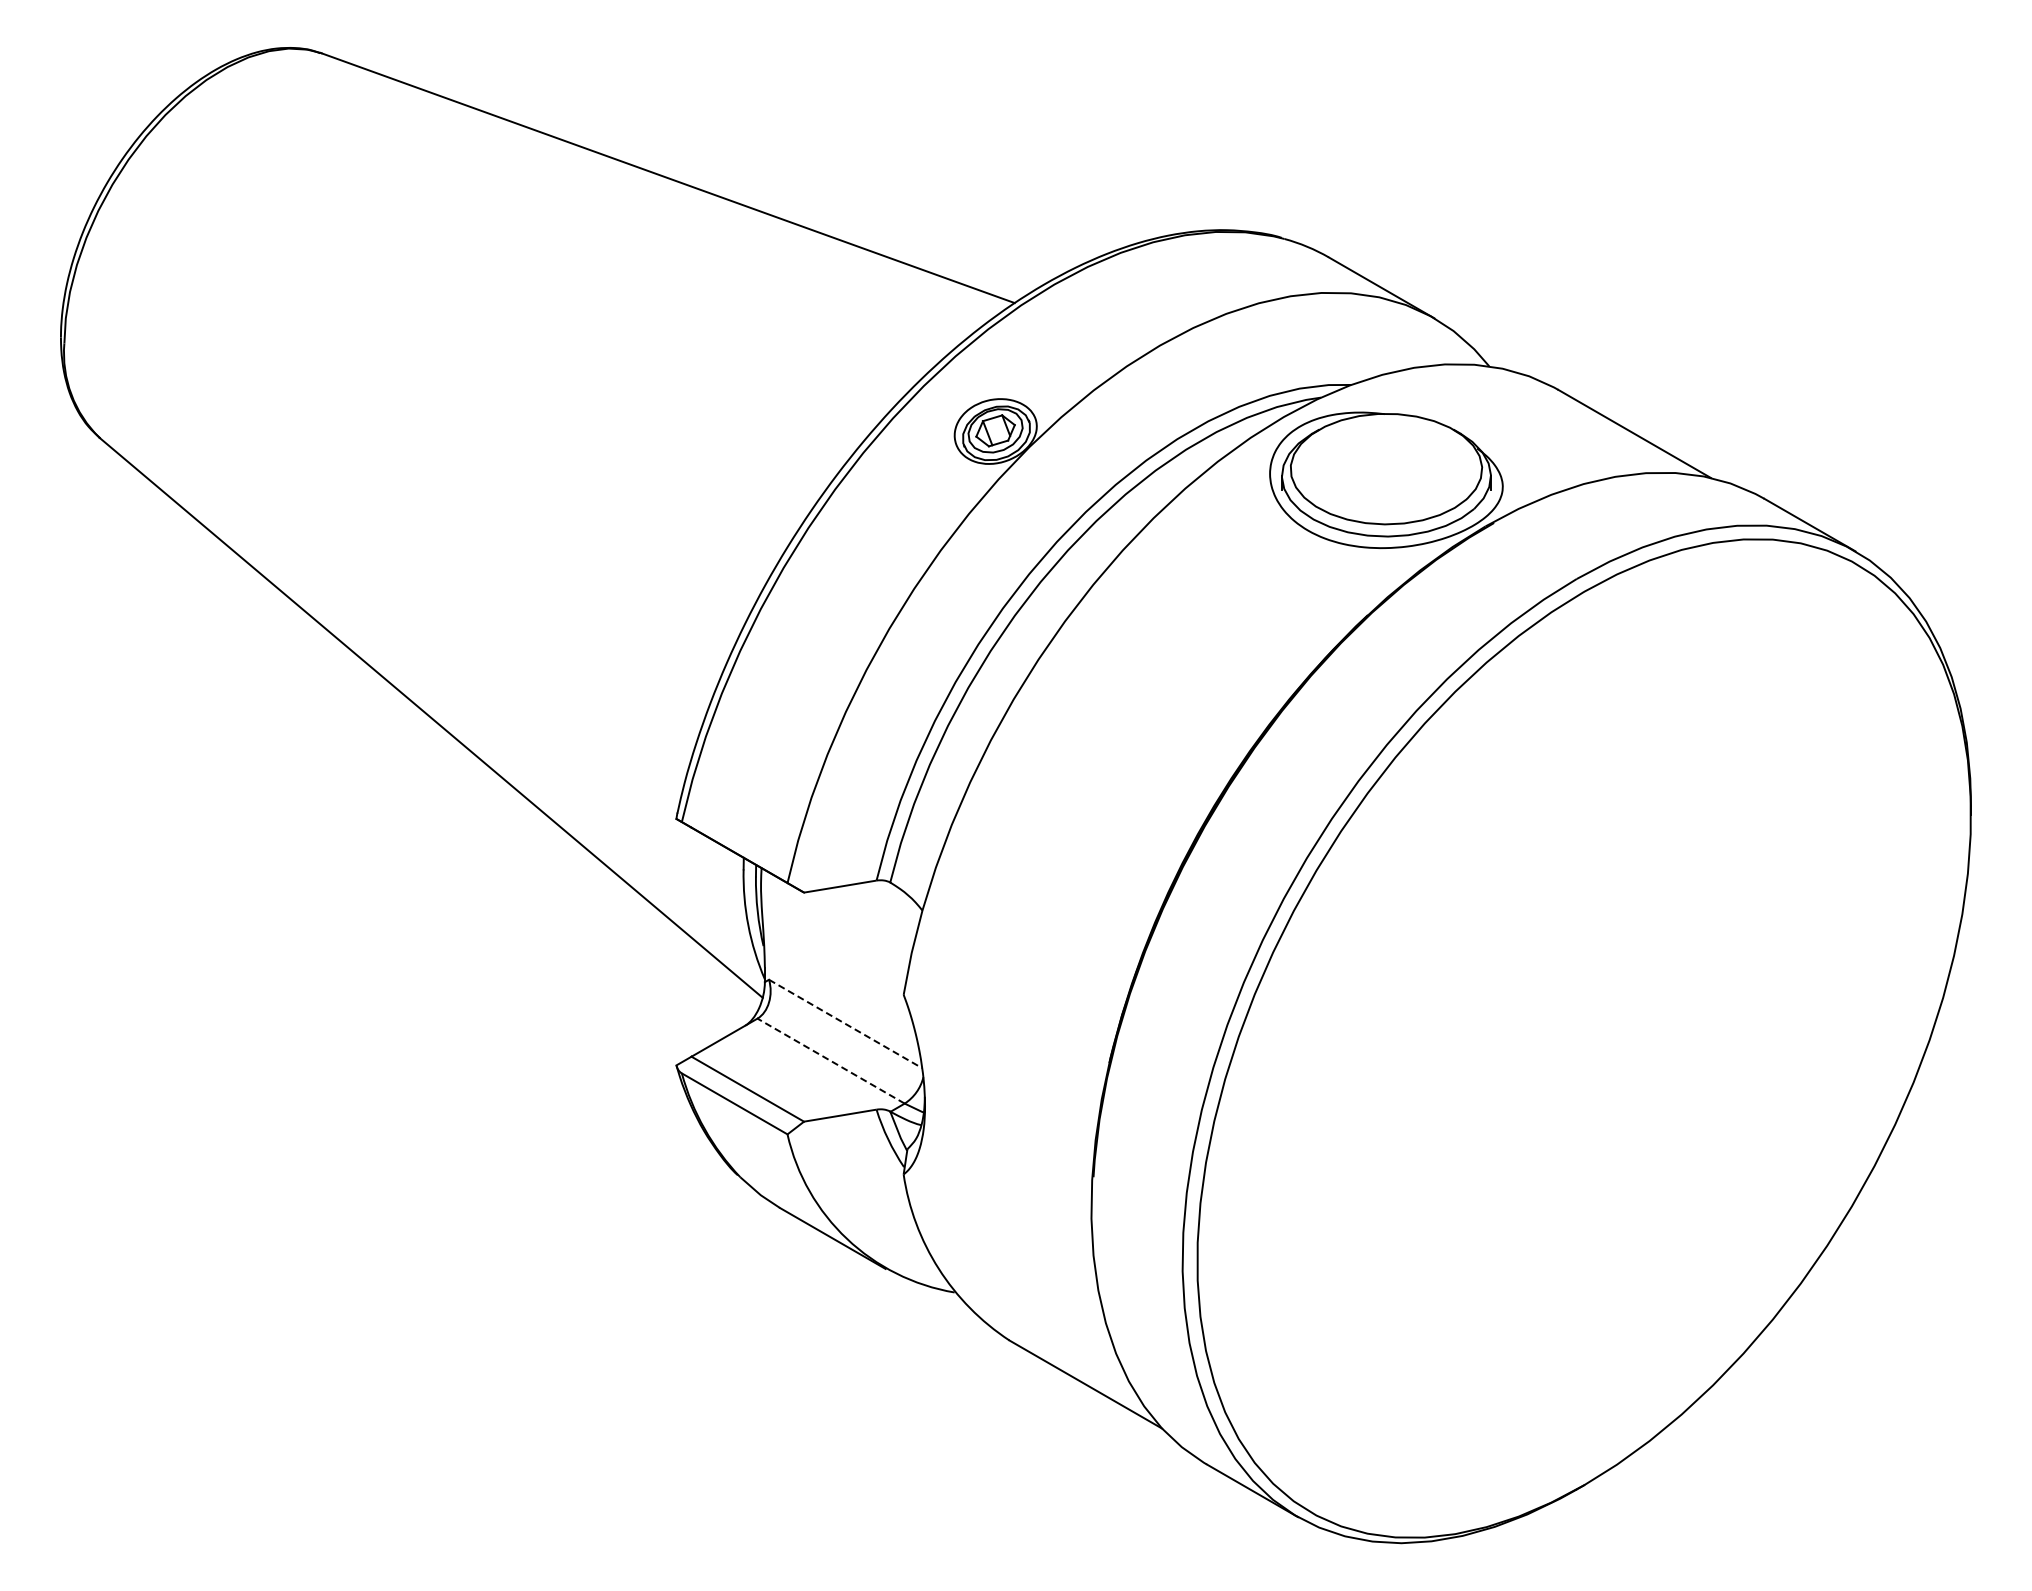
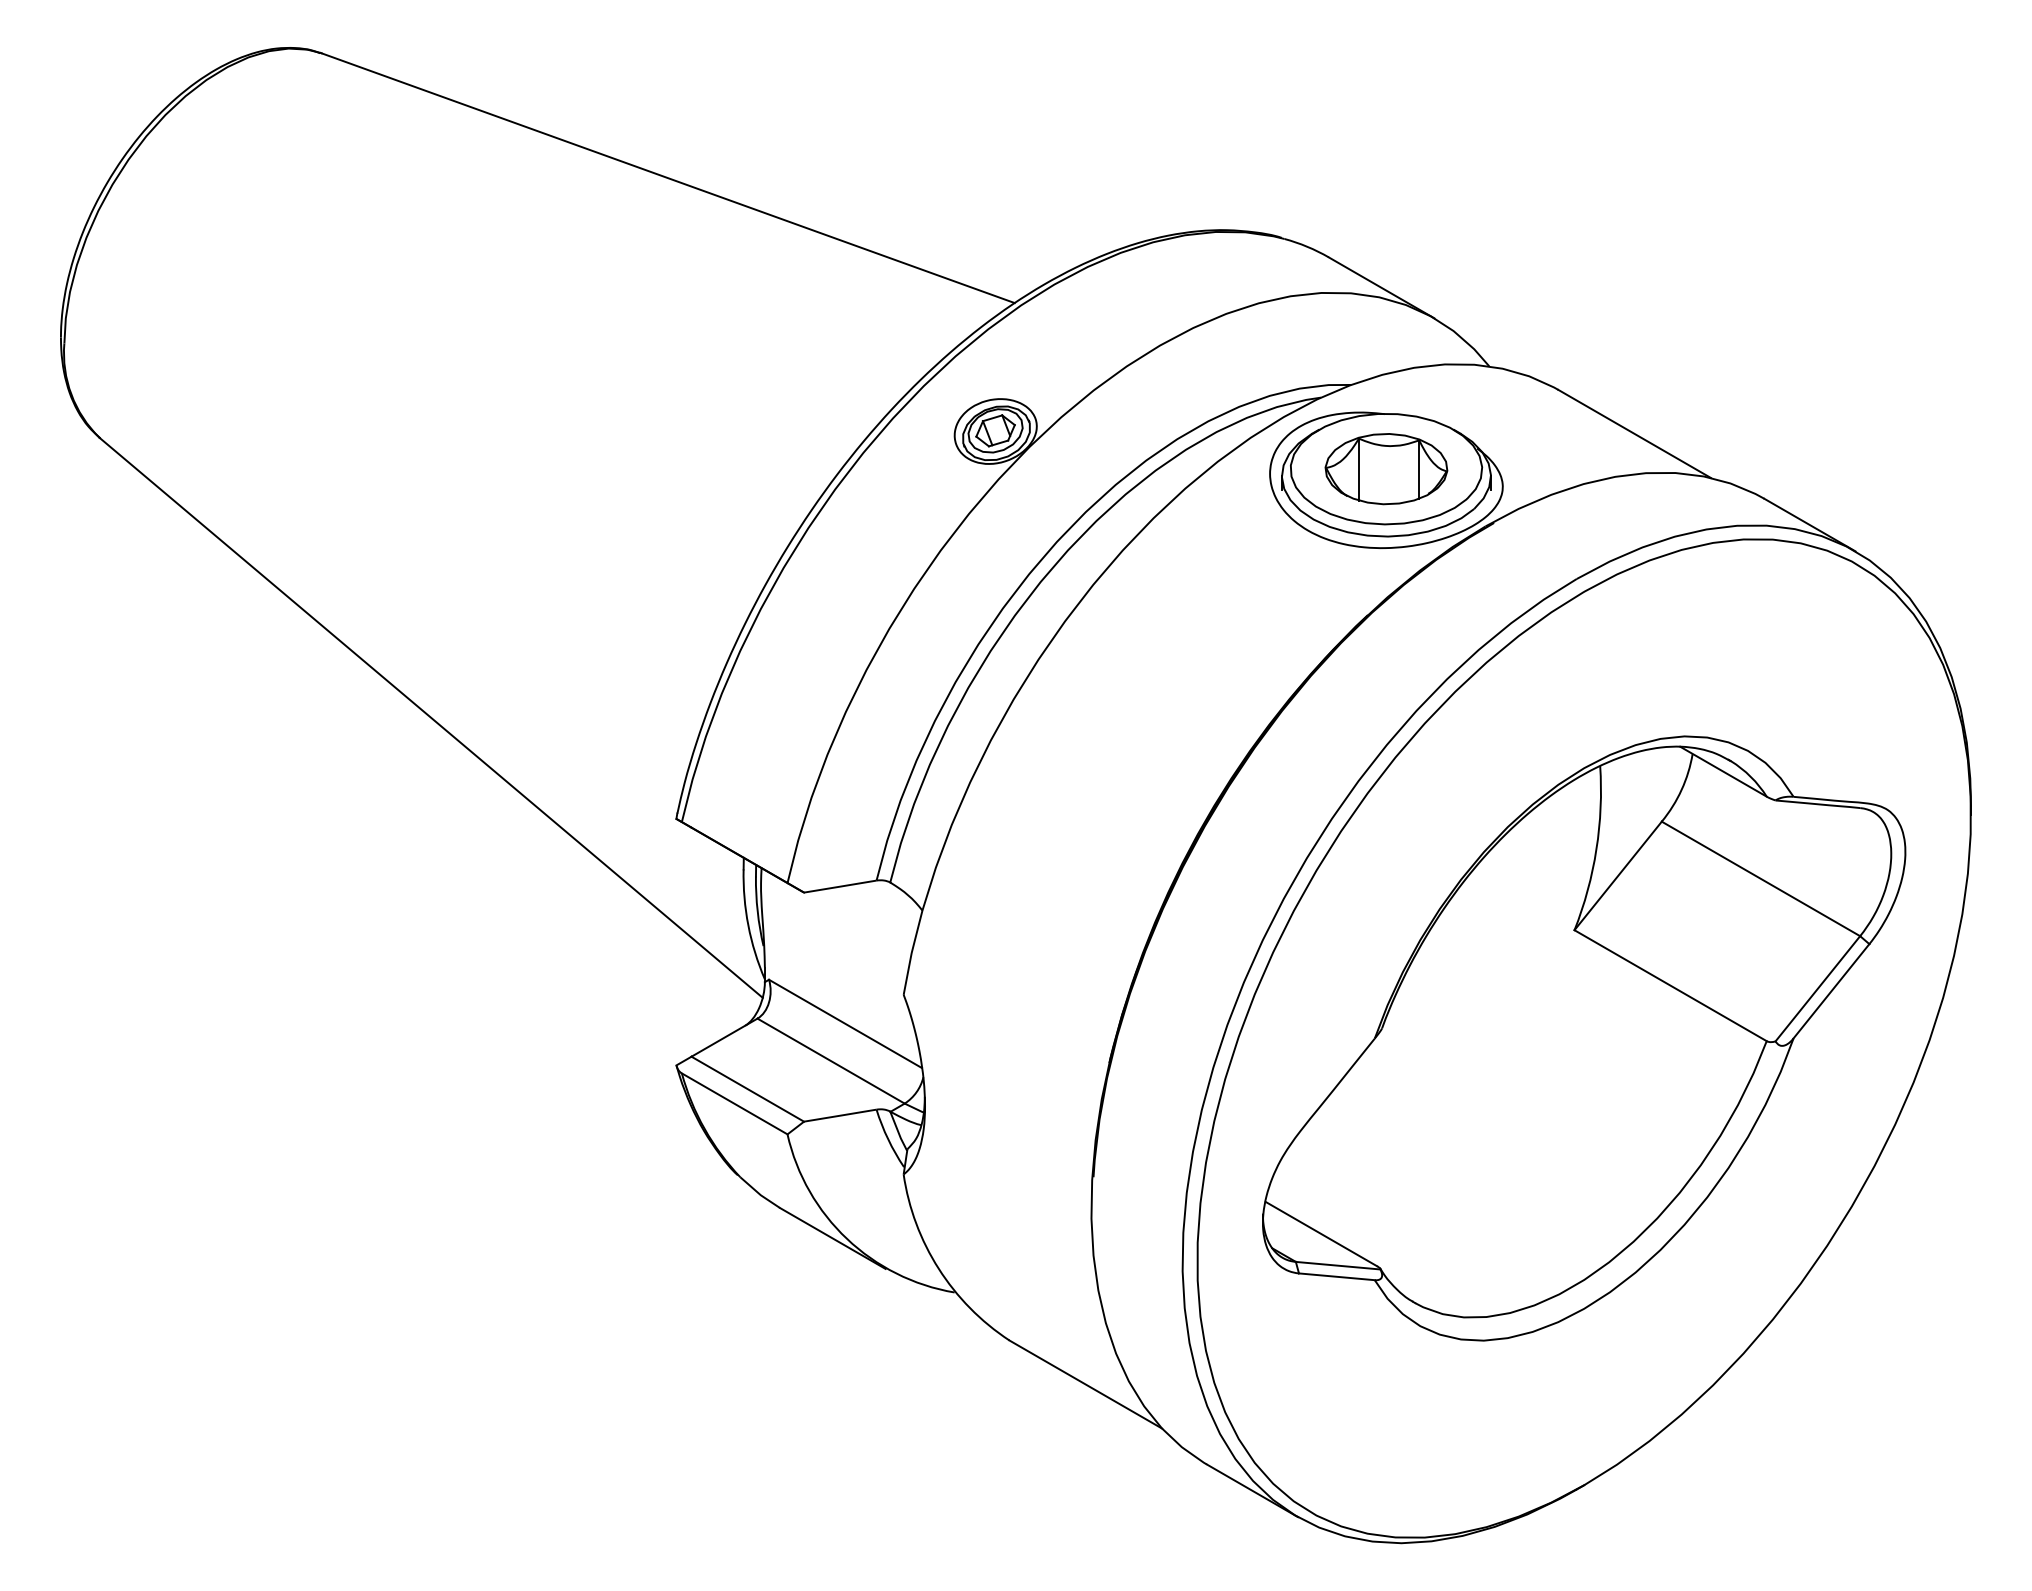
part: none -> present (1386, 469)
line: dashed -> solid (845, 1024)
part: none -> present (1584, 1038)
line: dashed -> solid (831, 1061)
